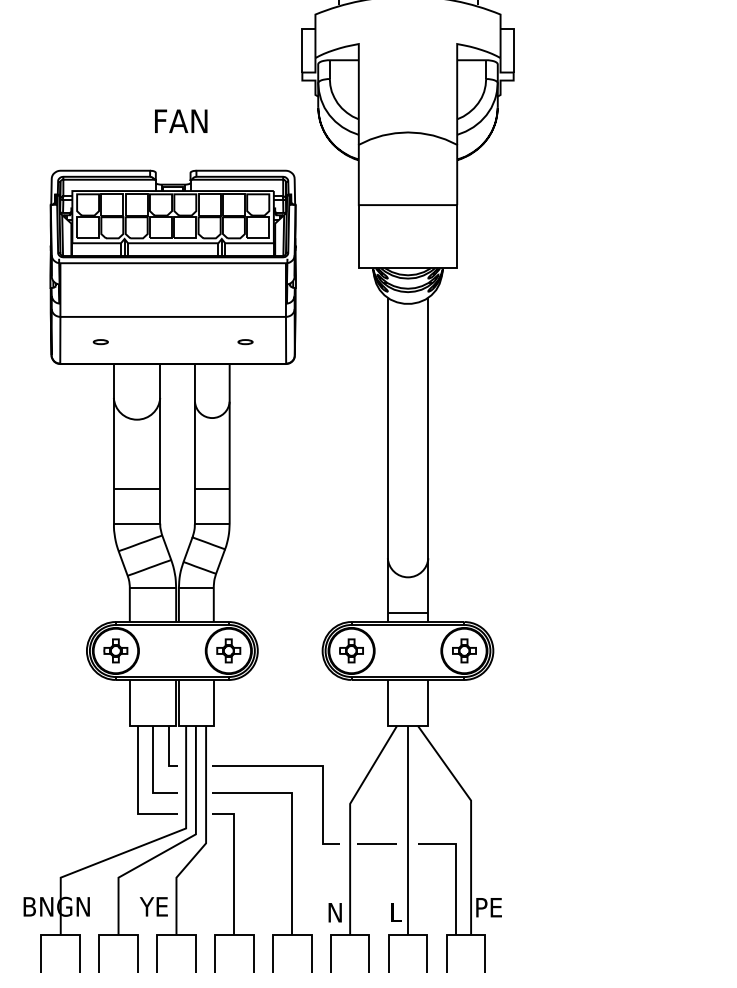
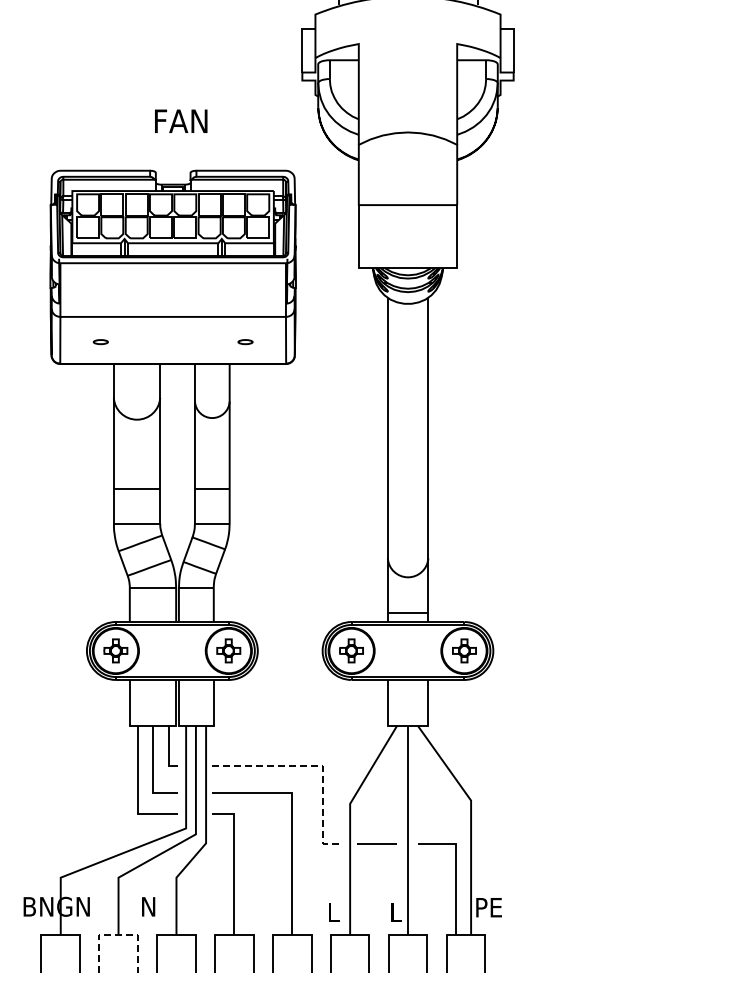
line: solid -> dashed (316, 765)
text: YE -> N (153, 906)
text: N -> L (334, 912)
line: solid -> dashed (119, 934)
